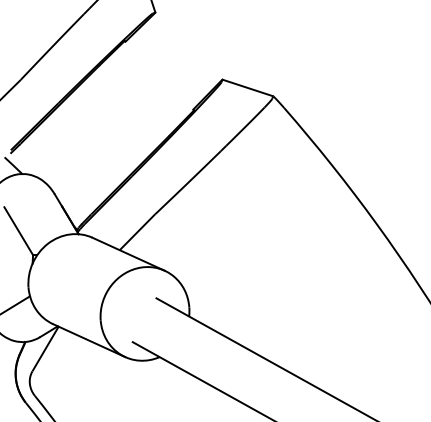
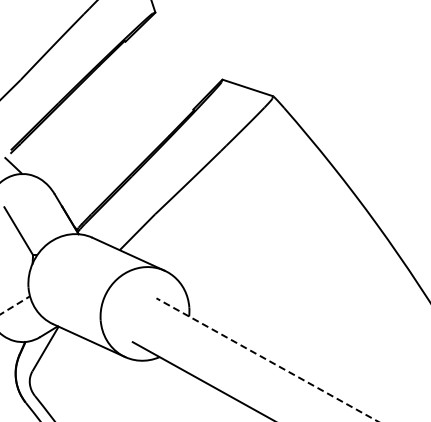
line: solid -> dashed (15, 305)
line: solid -> dashed (267, 360)
